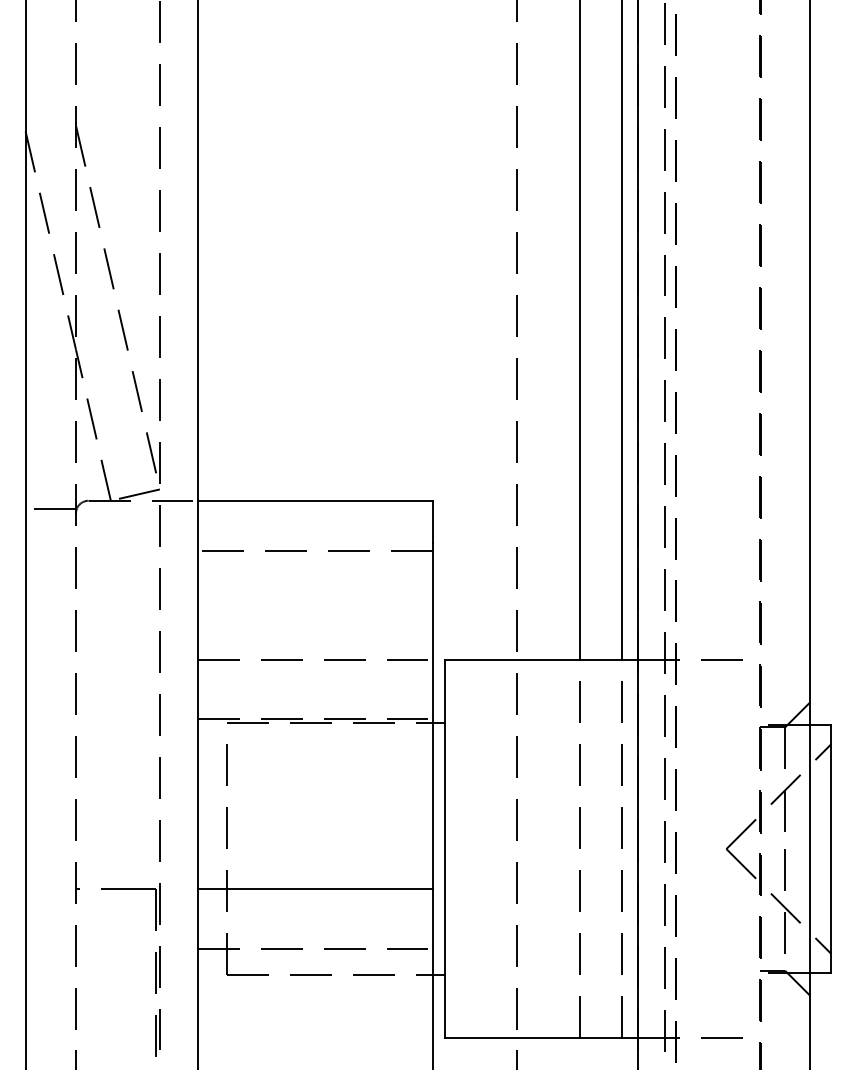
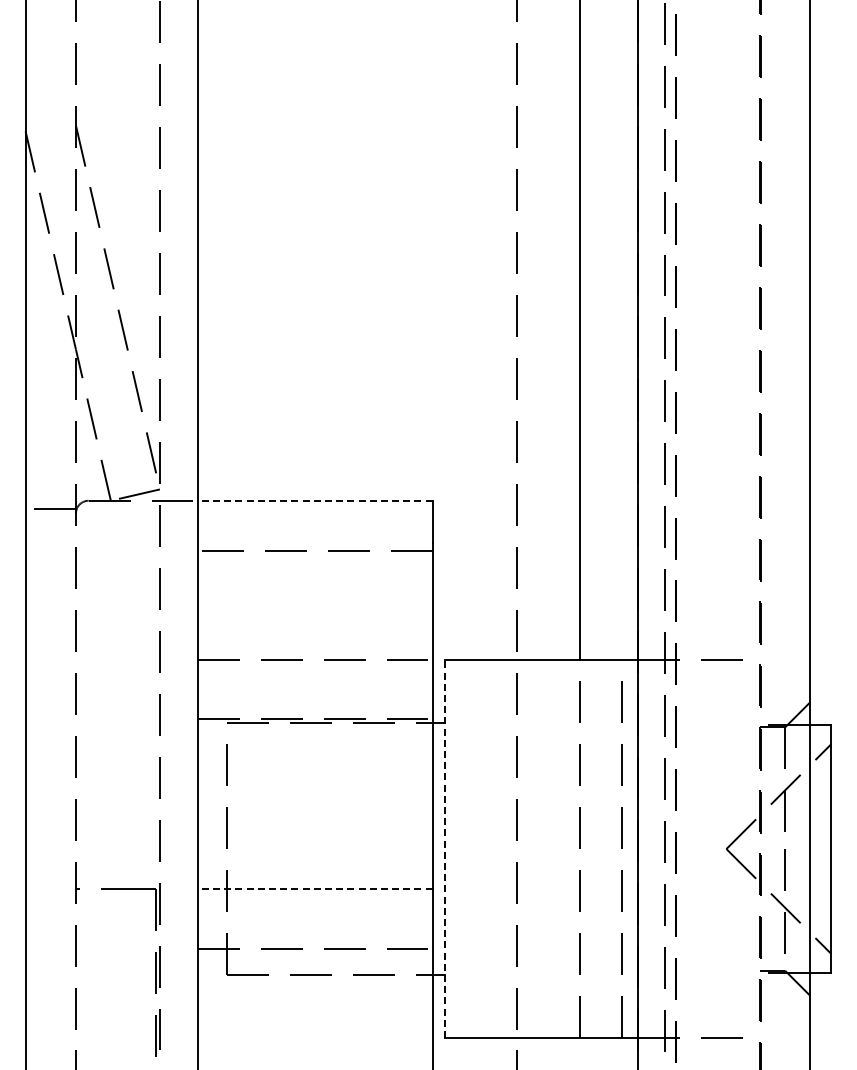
line: present -> none (621, 331)
line: solid -> dashed (314, 500)
line: solid -> dashed (445, 849)
line: solid -> dashed (314, 888)
